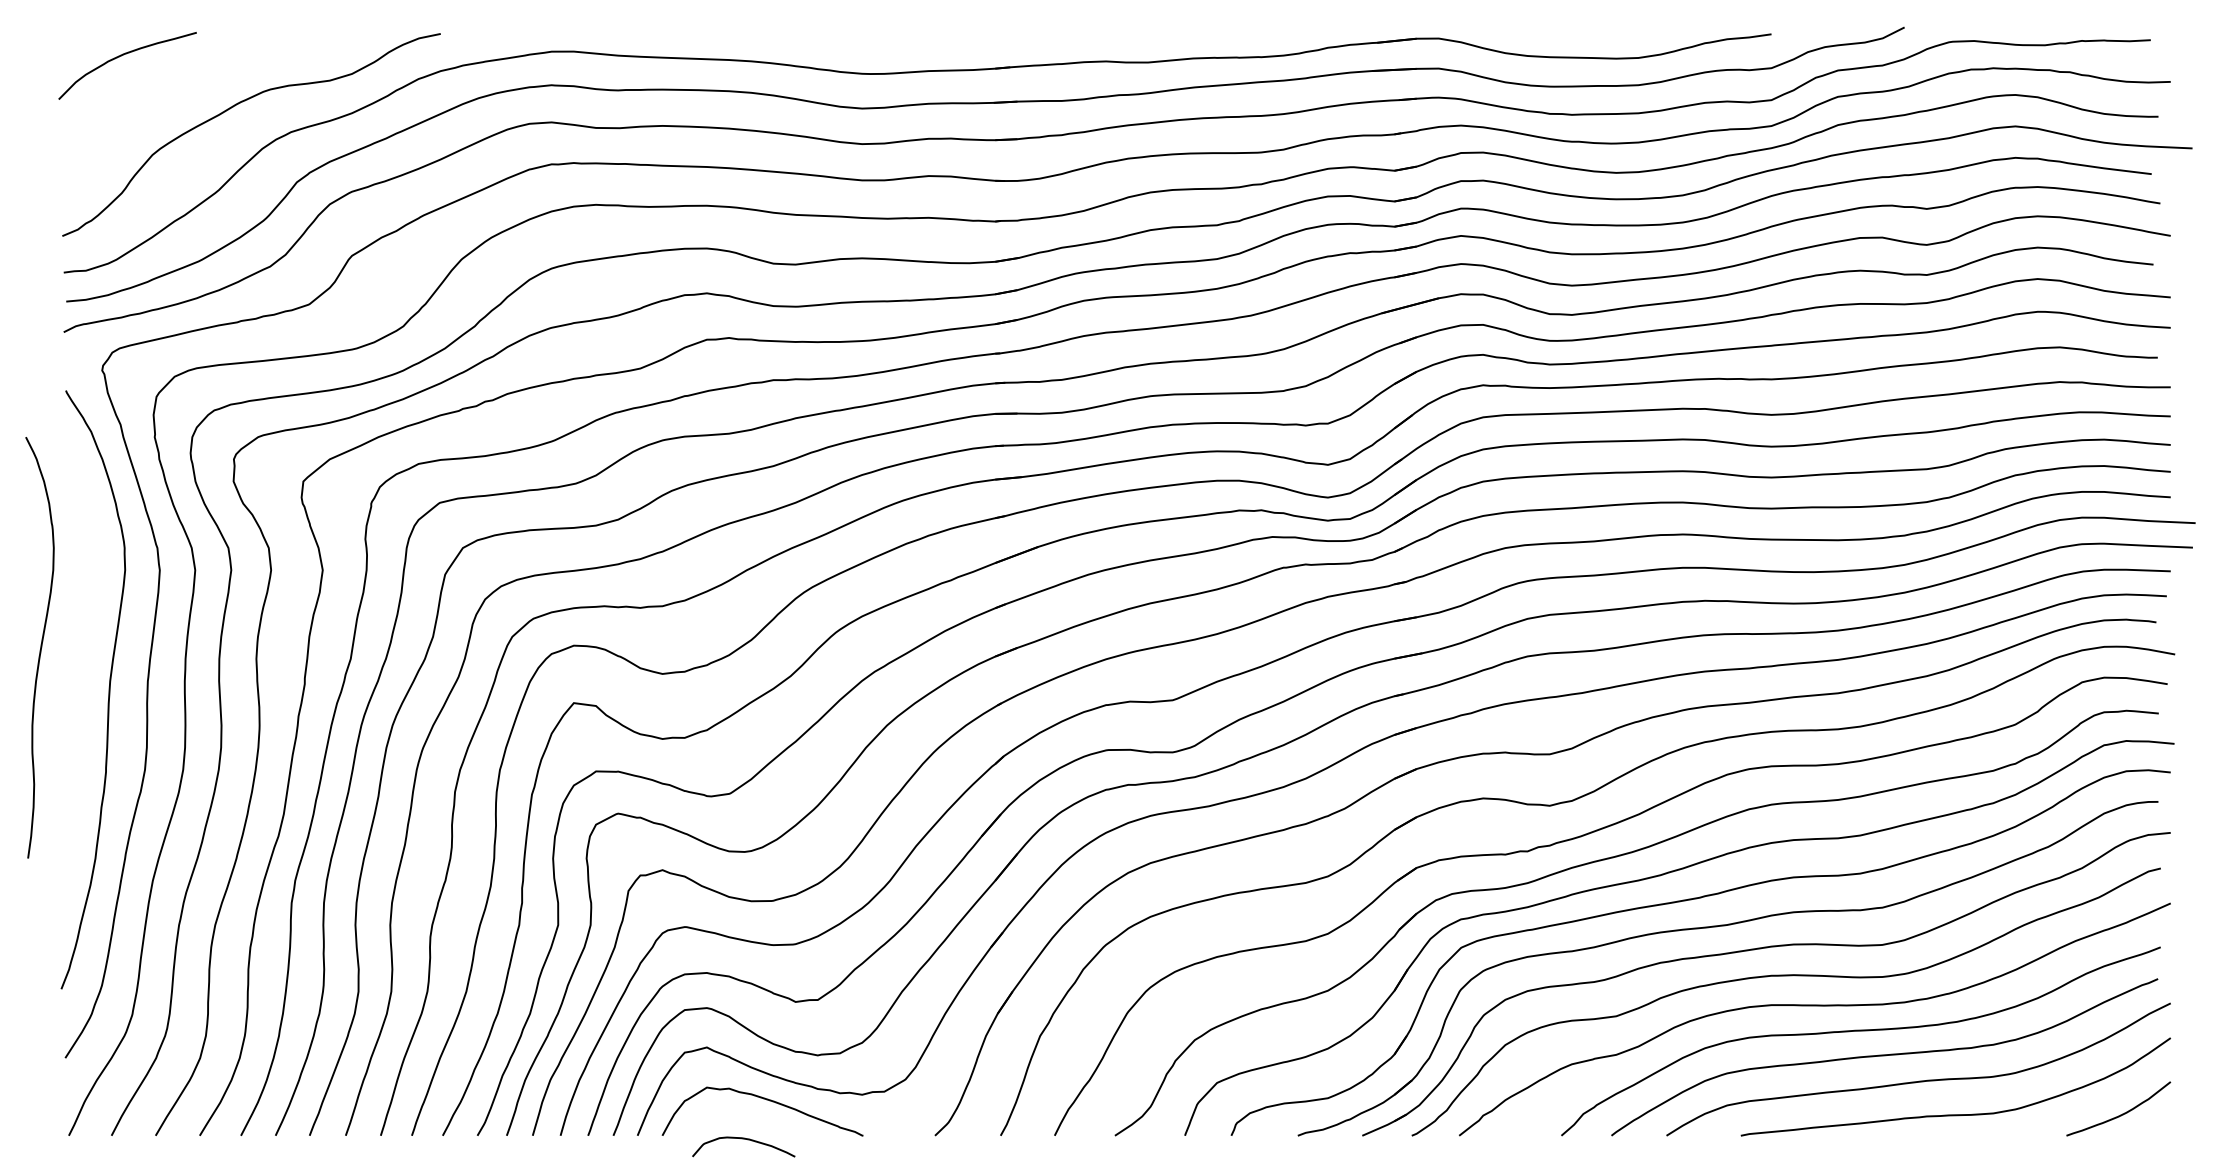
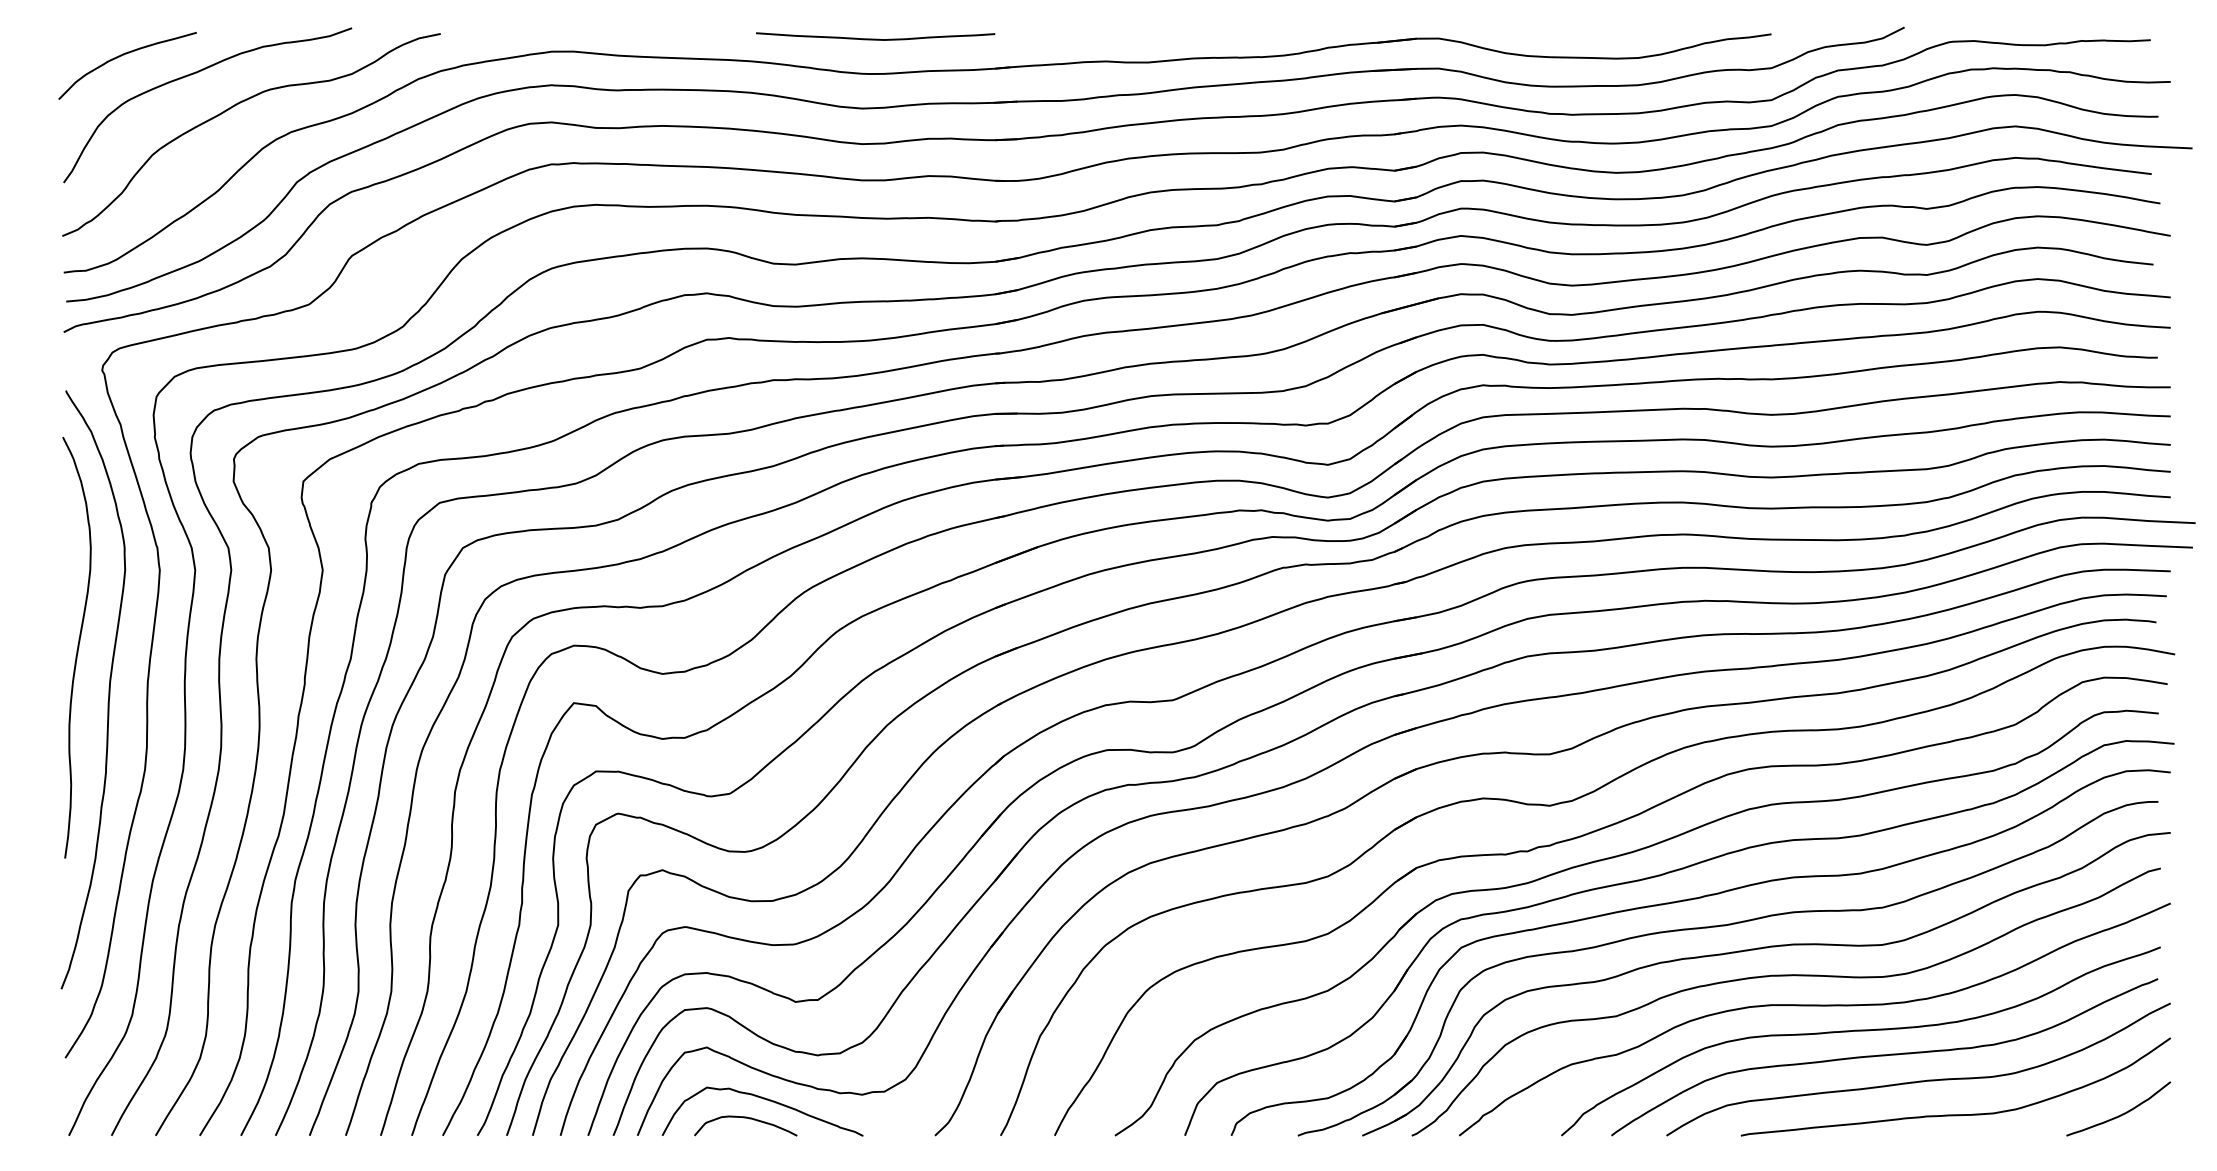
curve: none -> present (875, 38)
curve: none -> present (194, 74)
curve position: (40, 647) -> (77, 647) (77, 647)
curve position: (743, 1139) -> (745, 1118) (745, 1118)
